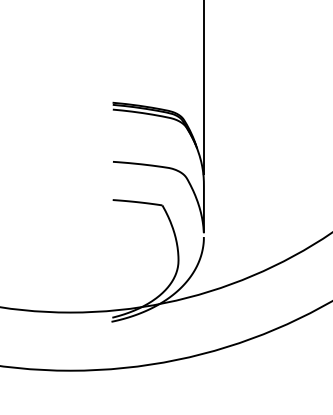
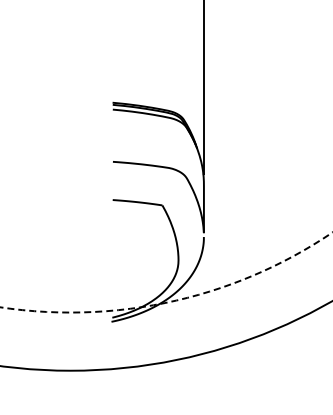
circle: solid -> dashed (166, 272)
